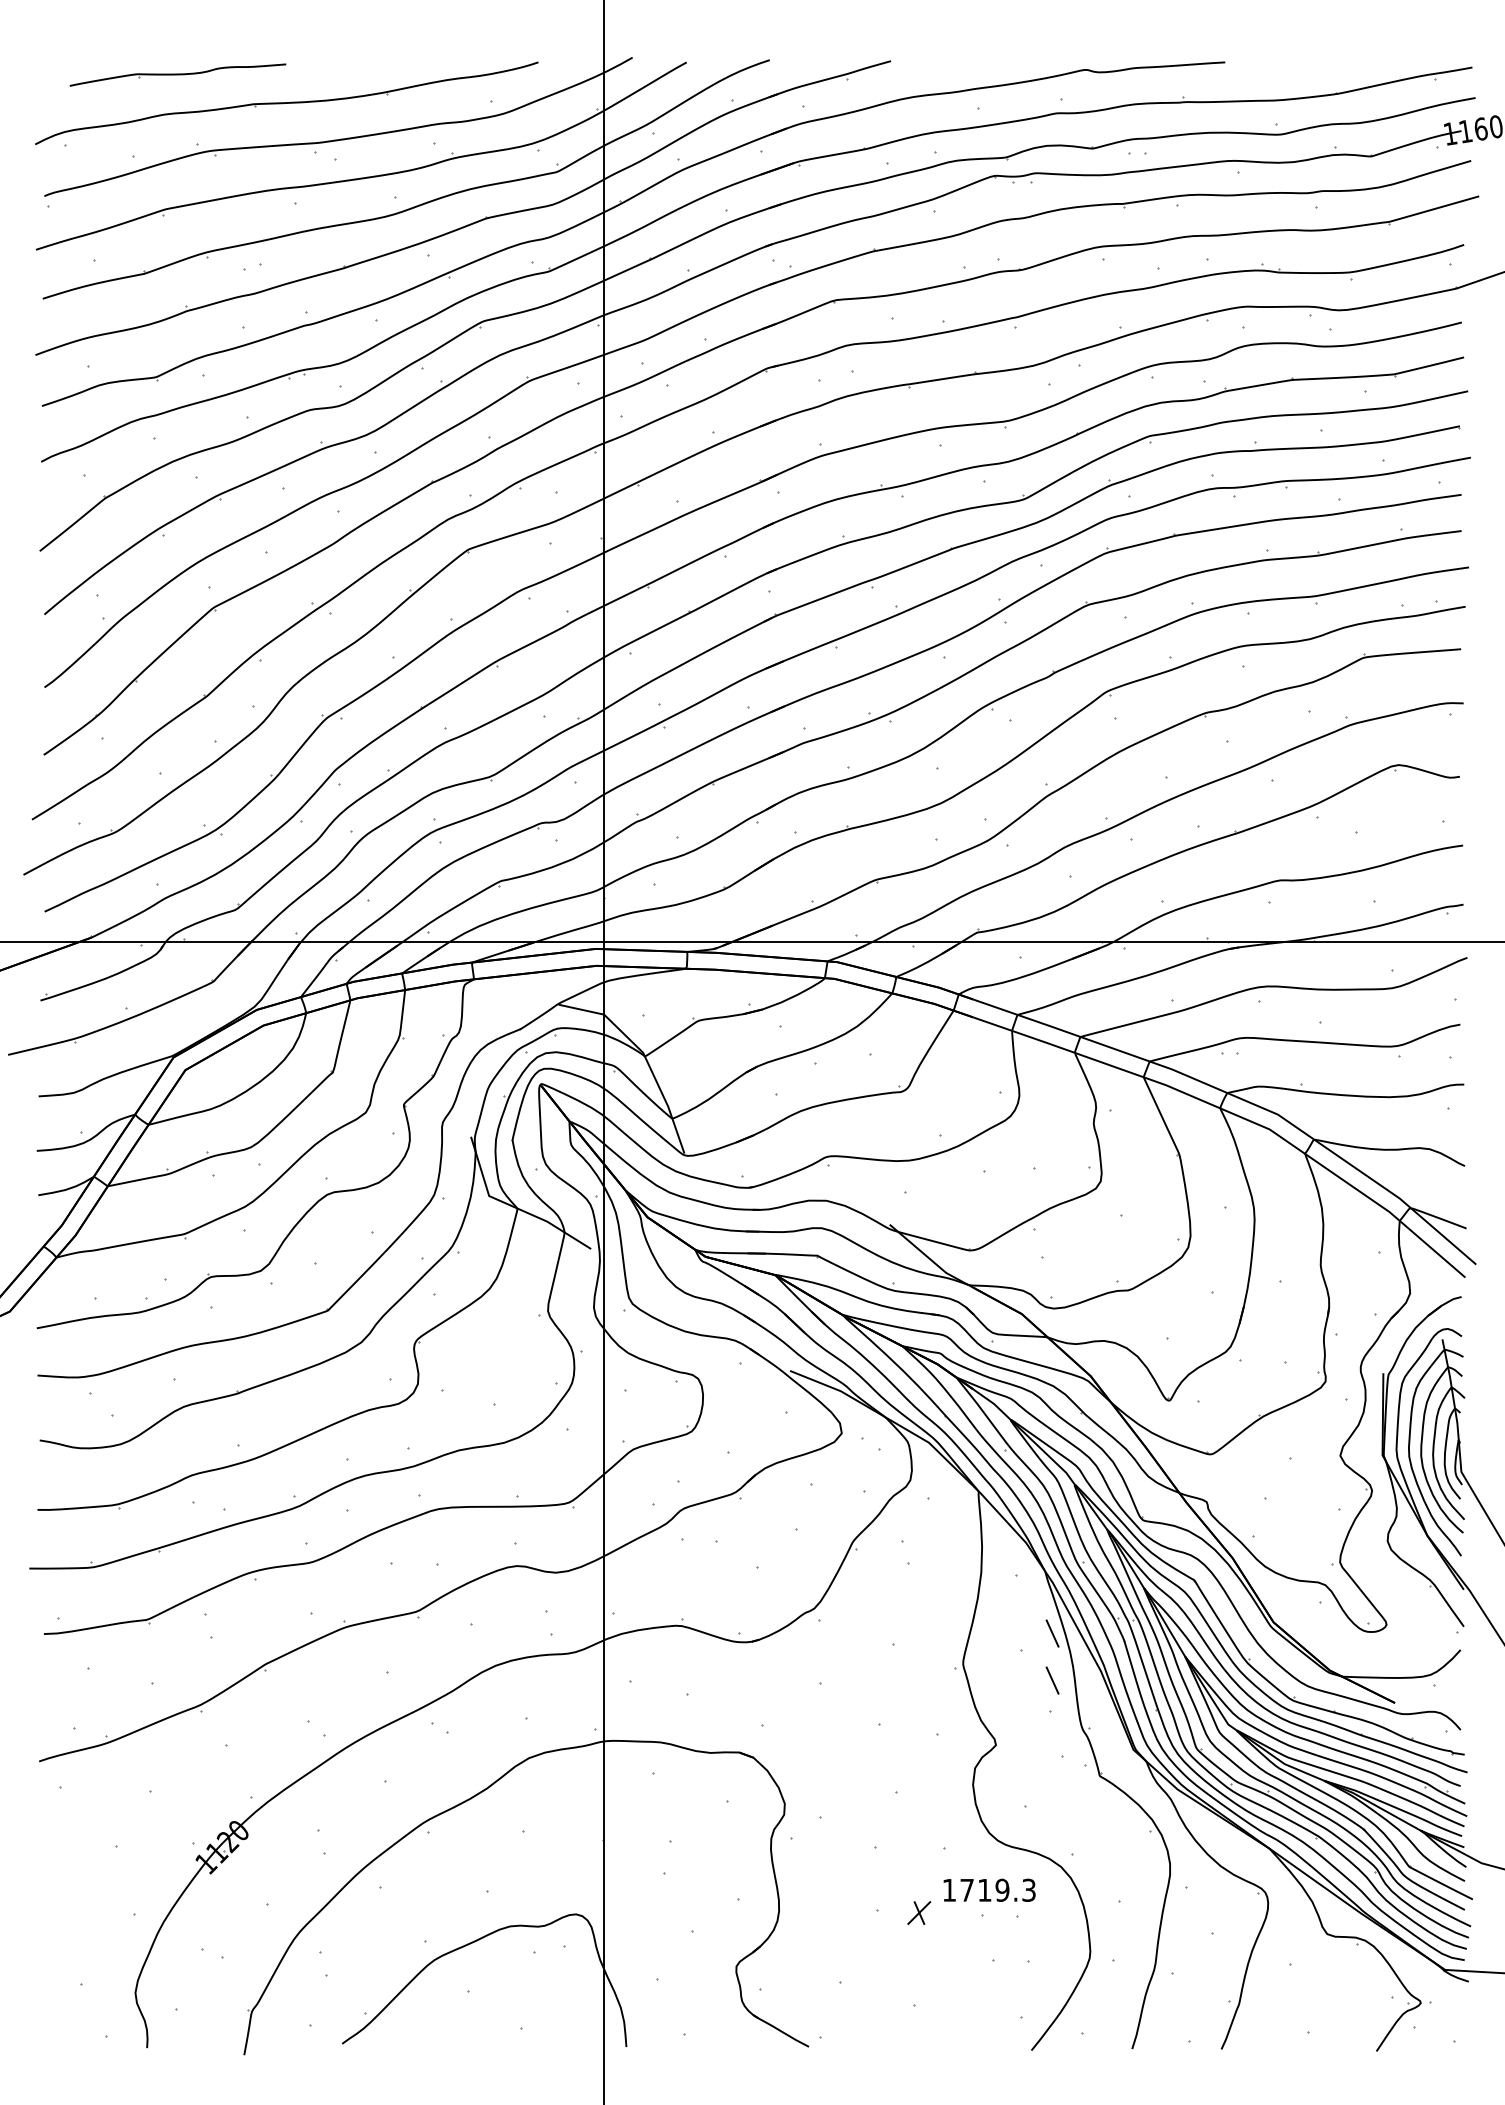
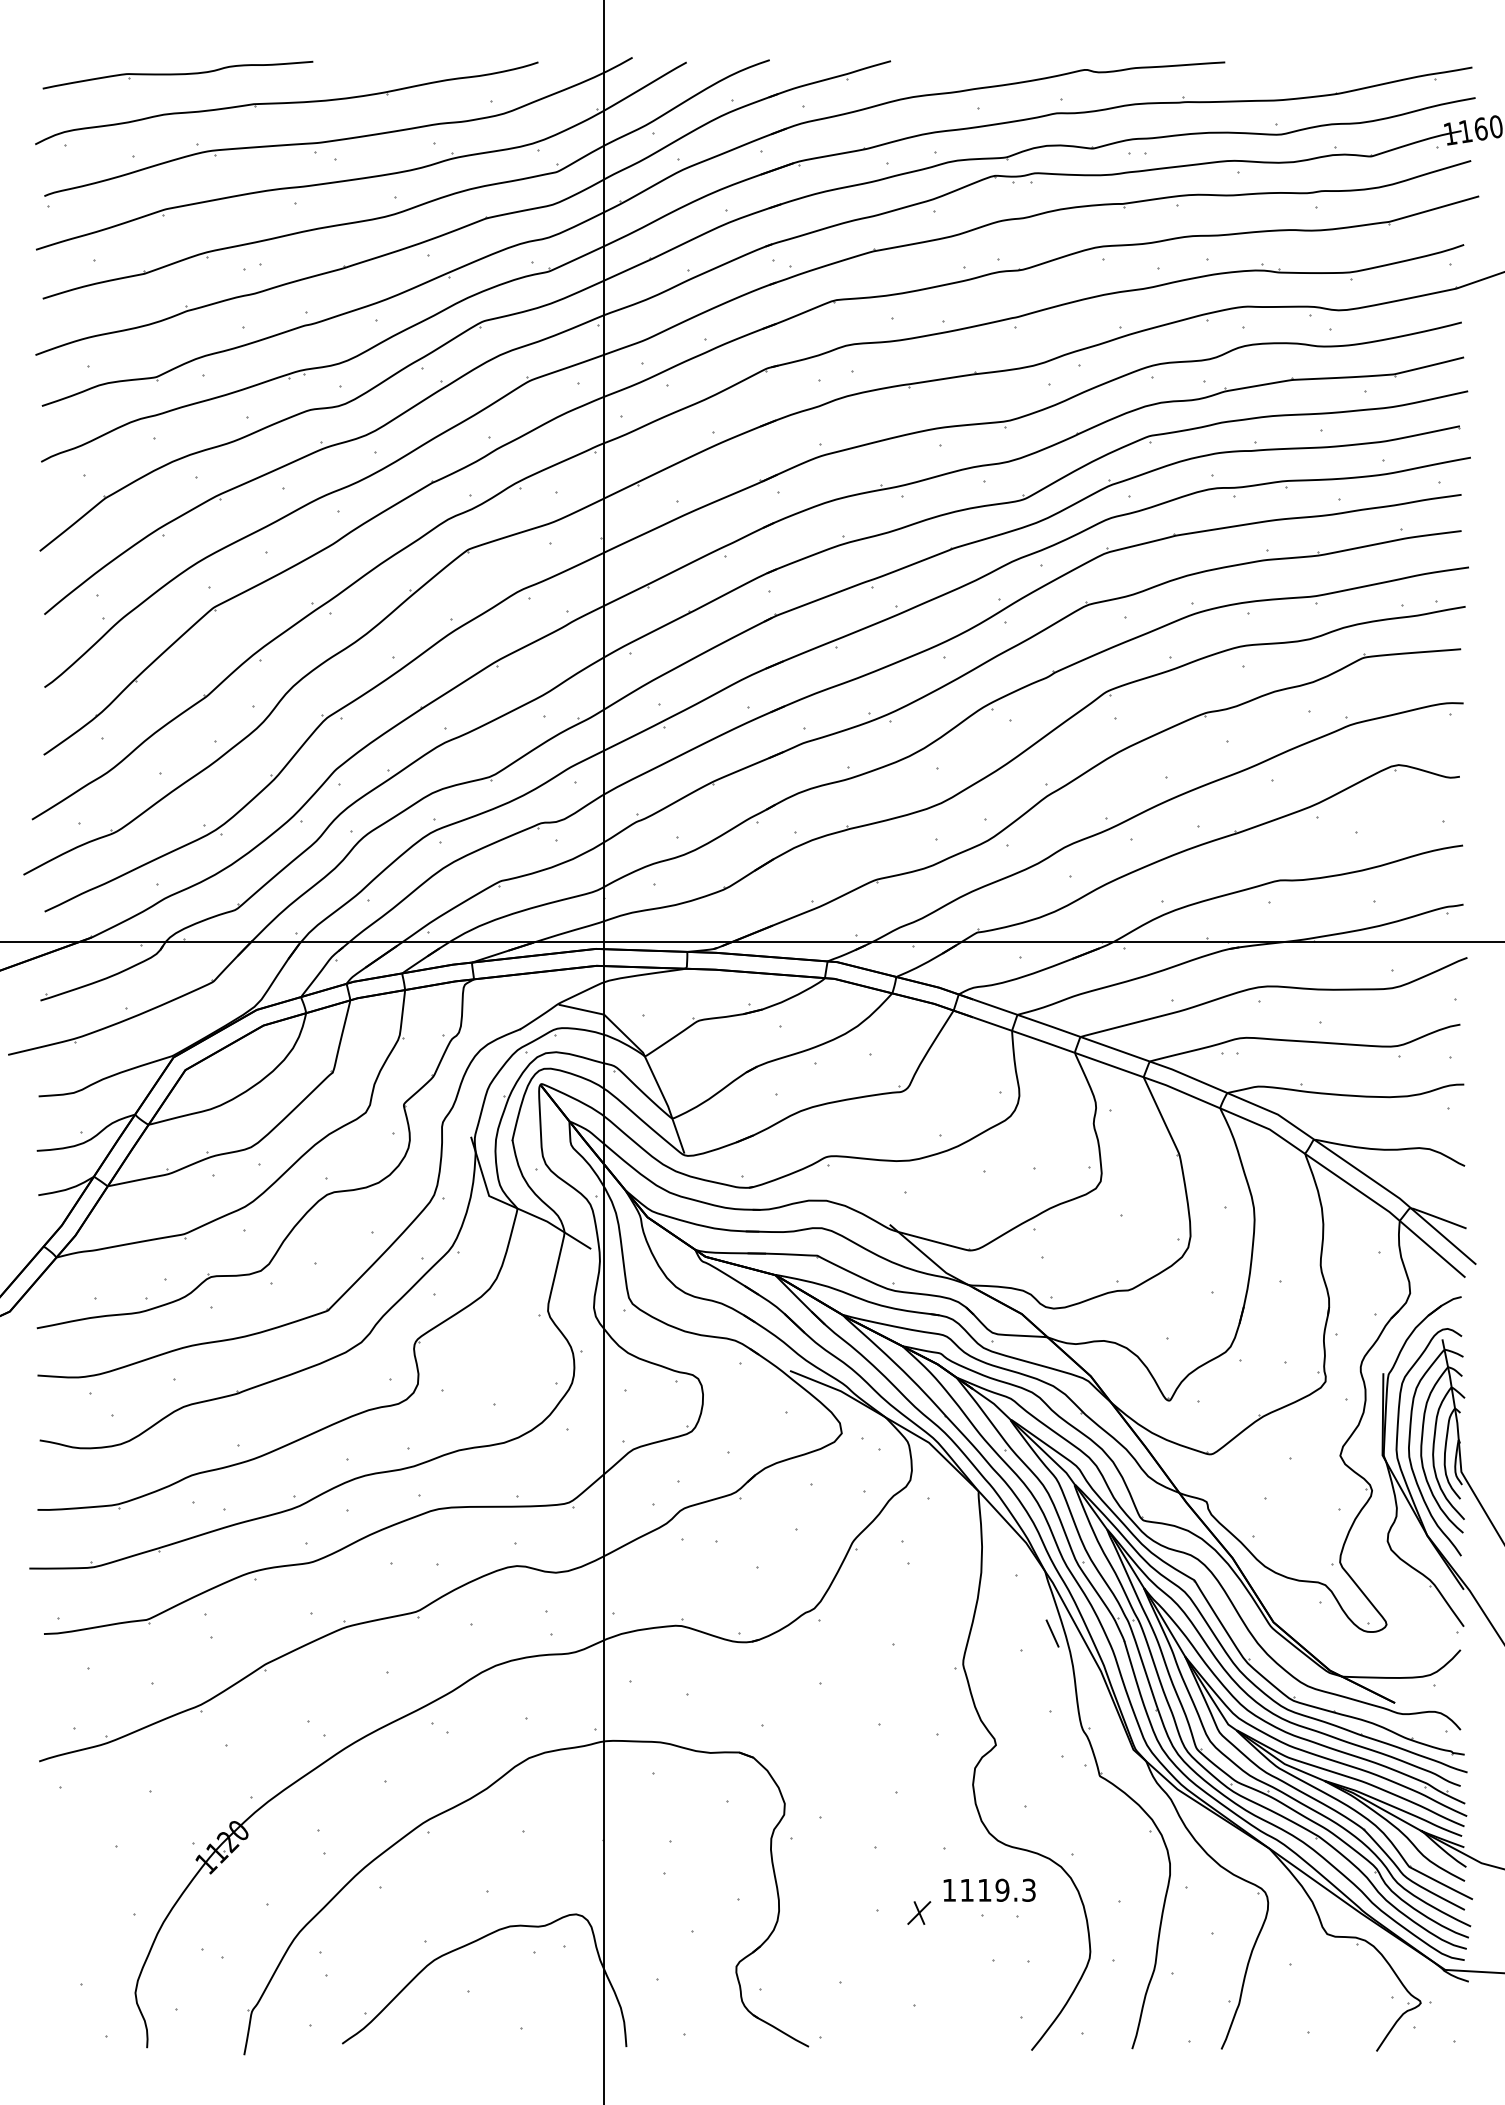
part size: 218x24 px -> 272x30 px (177, 74)
line: present -> none (1052, 1680)
text: 1719.3 -> 1119.3 (966, 1890)
